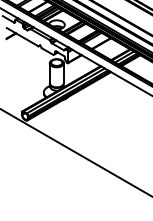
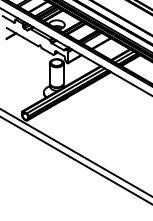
line: none -> present (75, 159)
